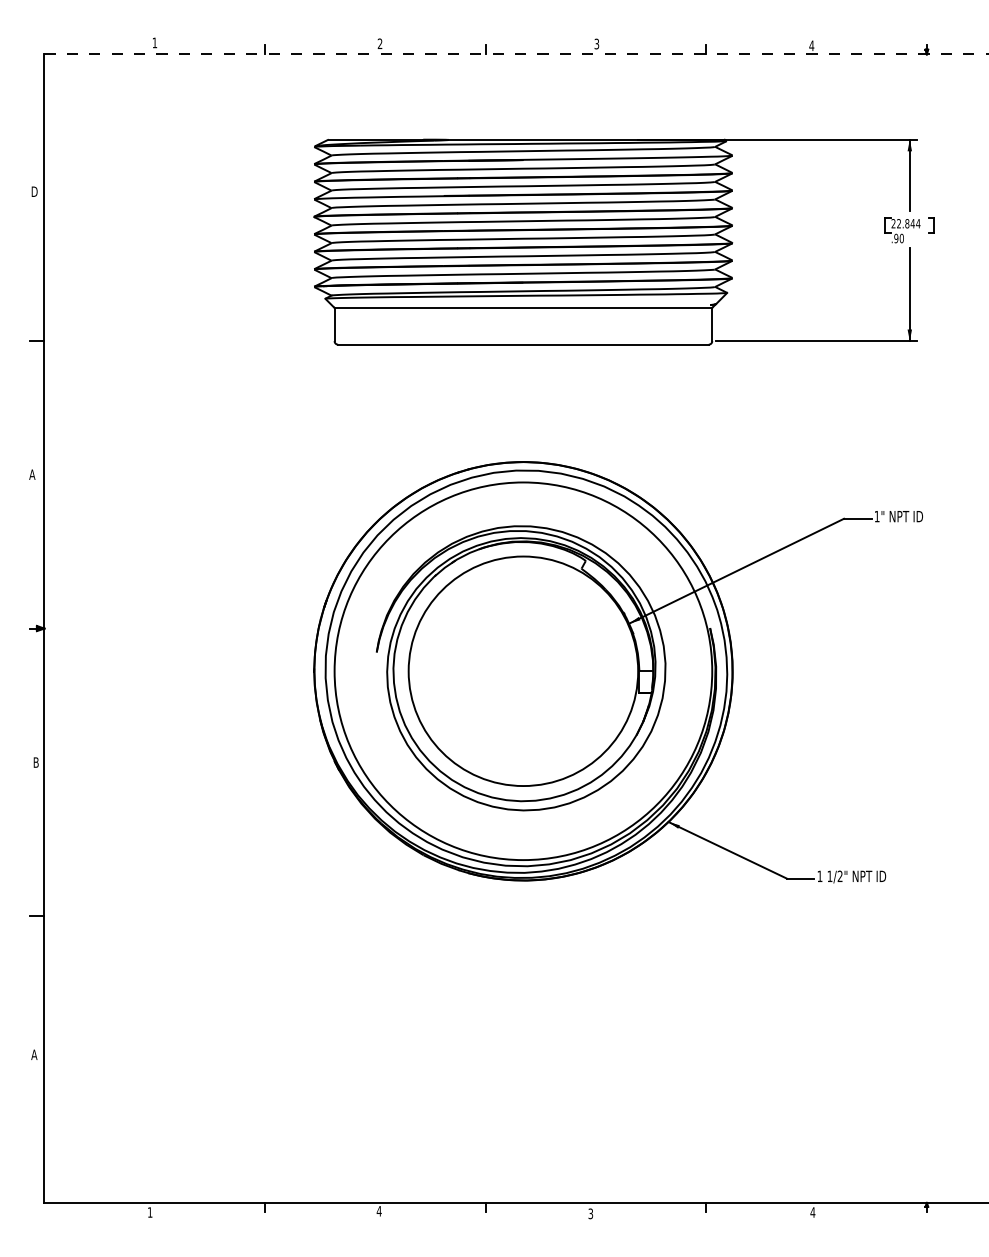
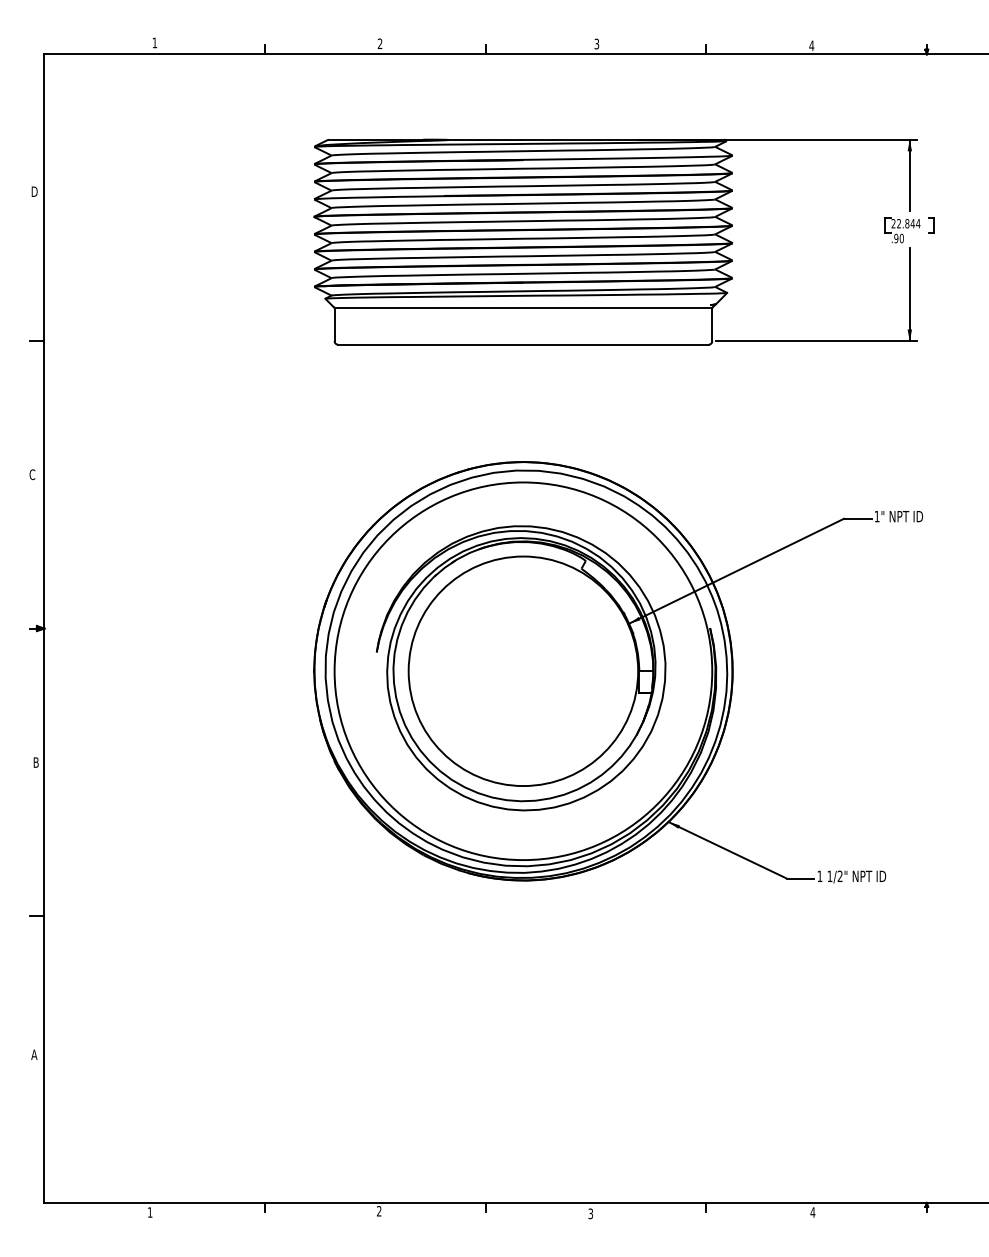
line: dashed -> solid (516, 54)
text: A -> C (32, 474)
text: 4 -> 2 (378, 1211)
